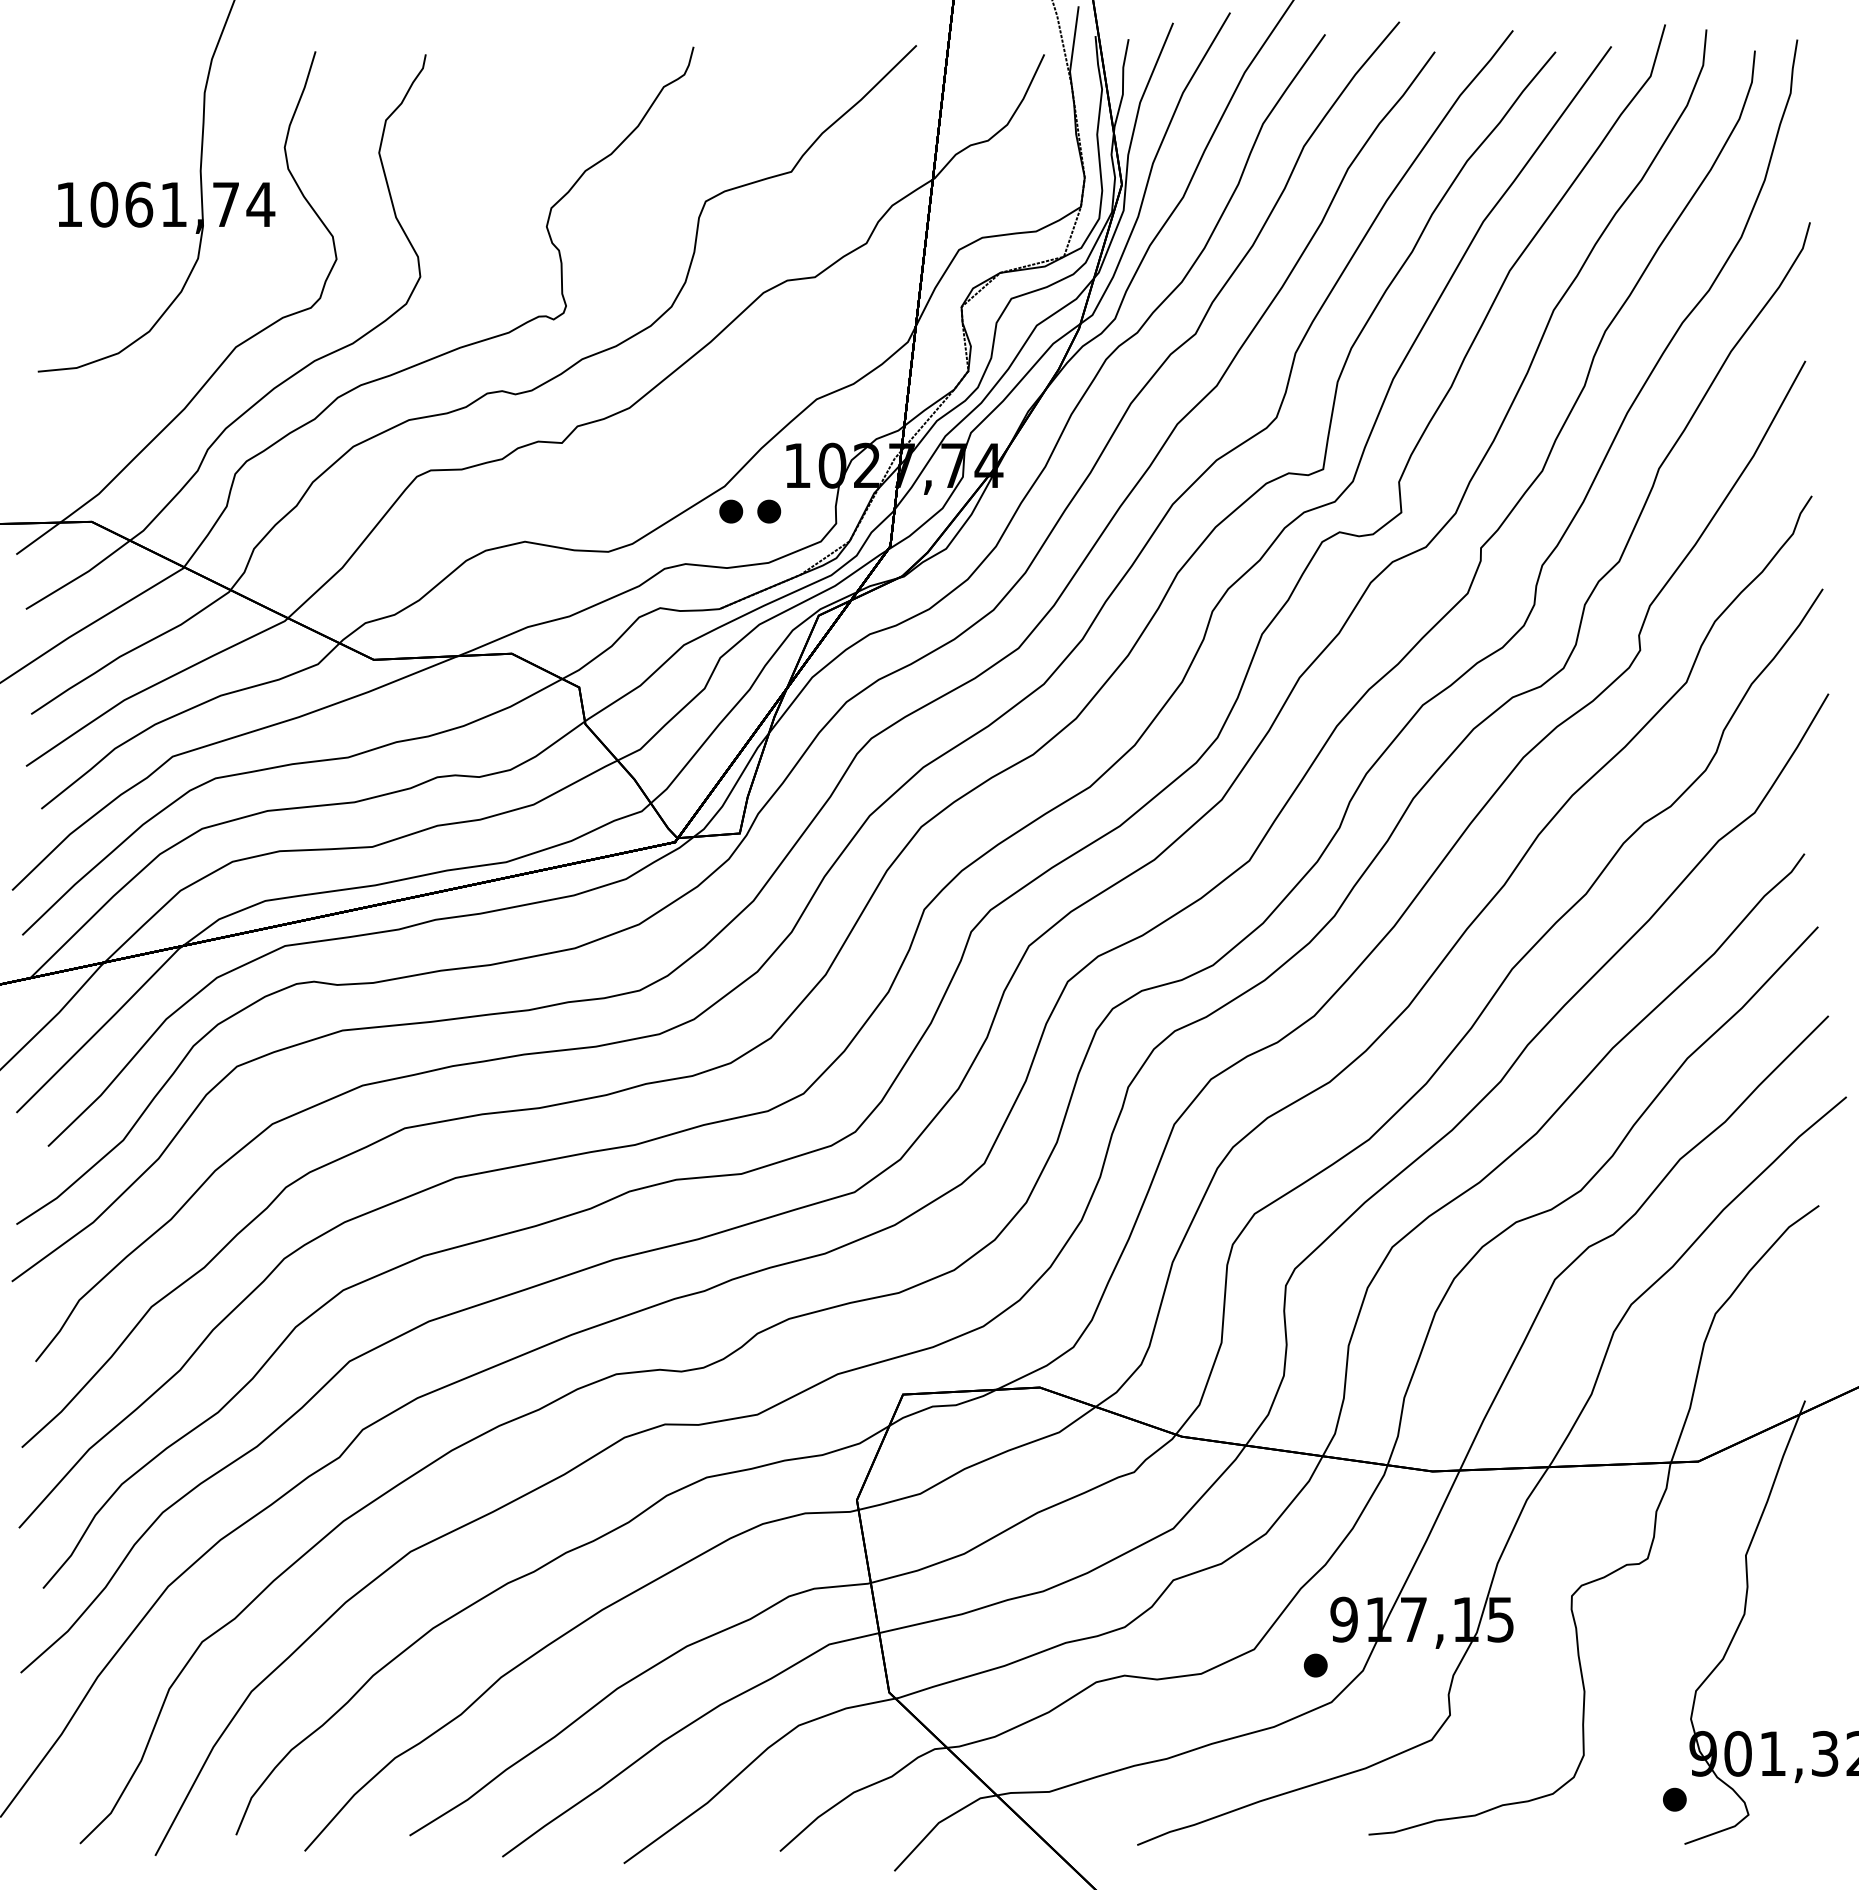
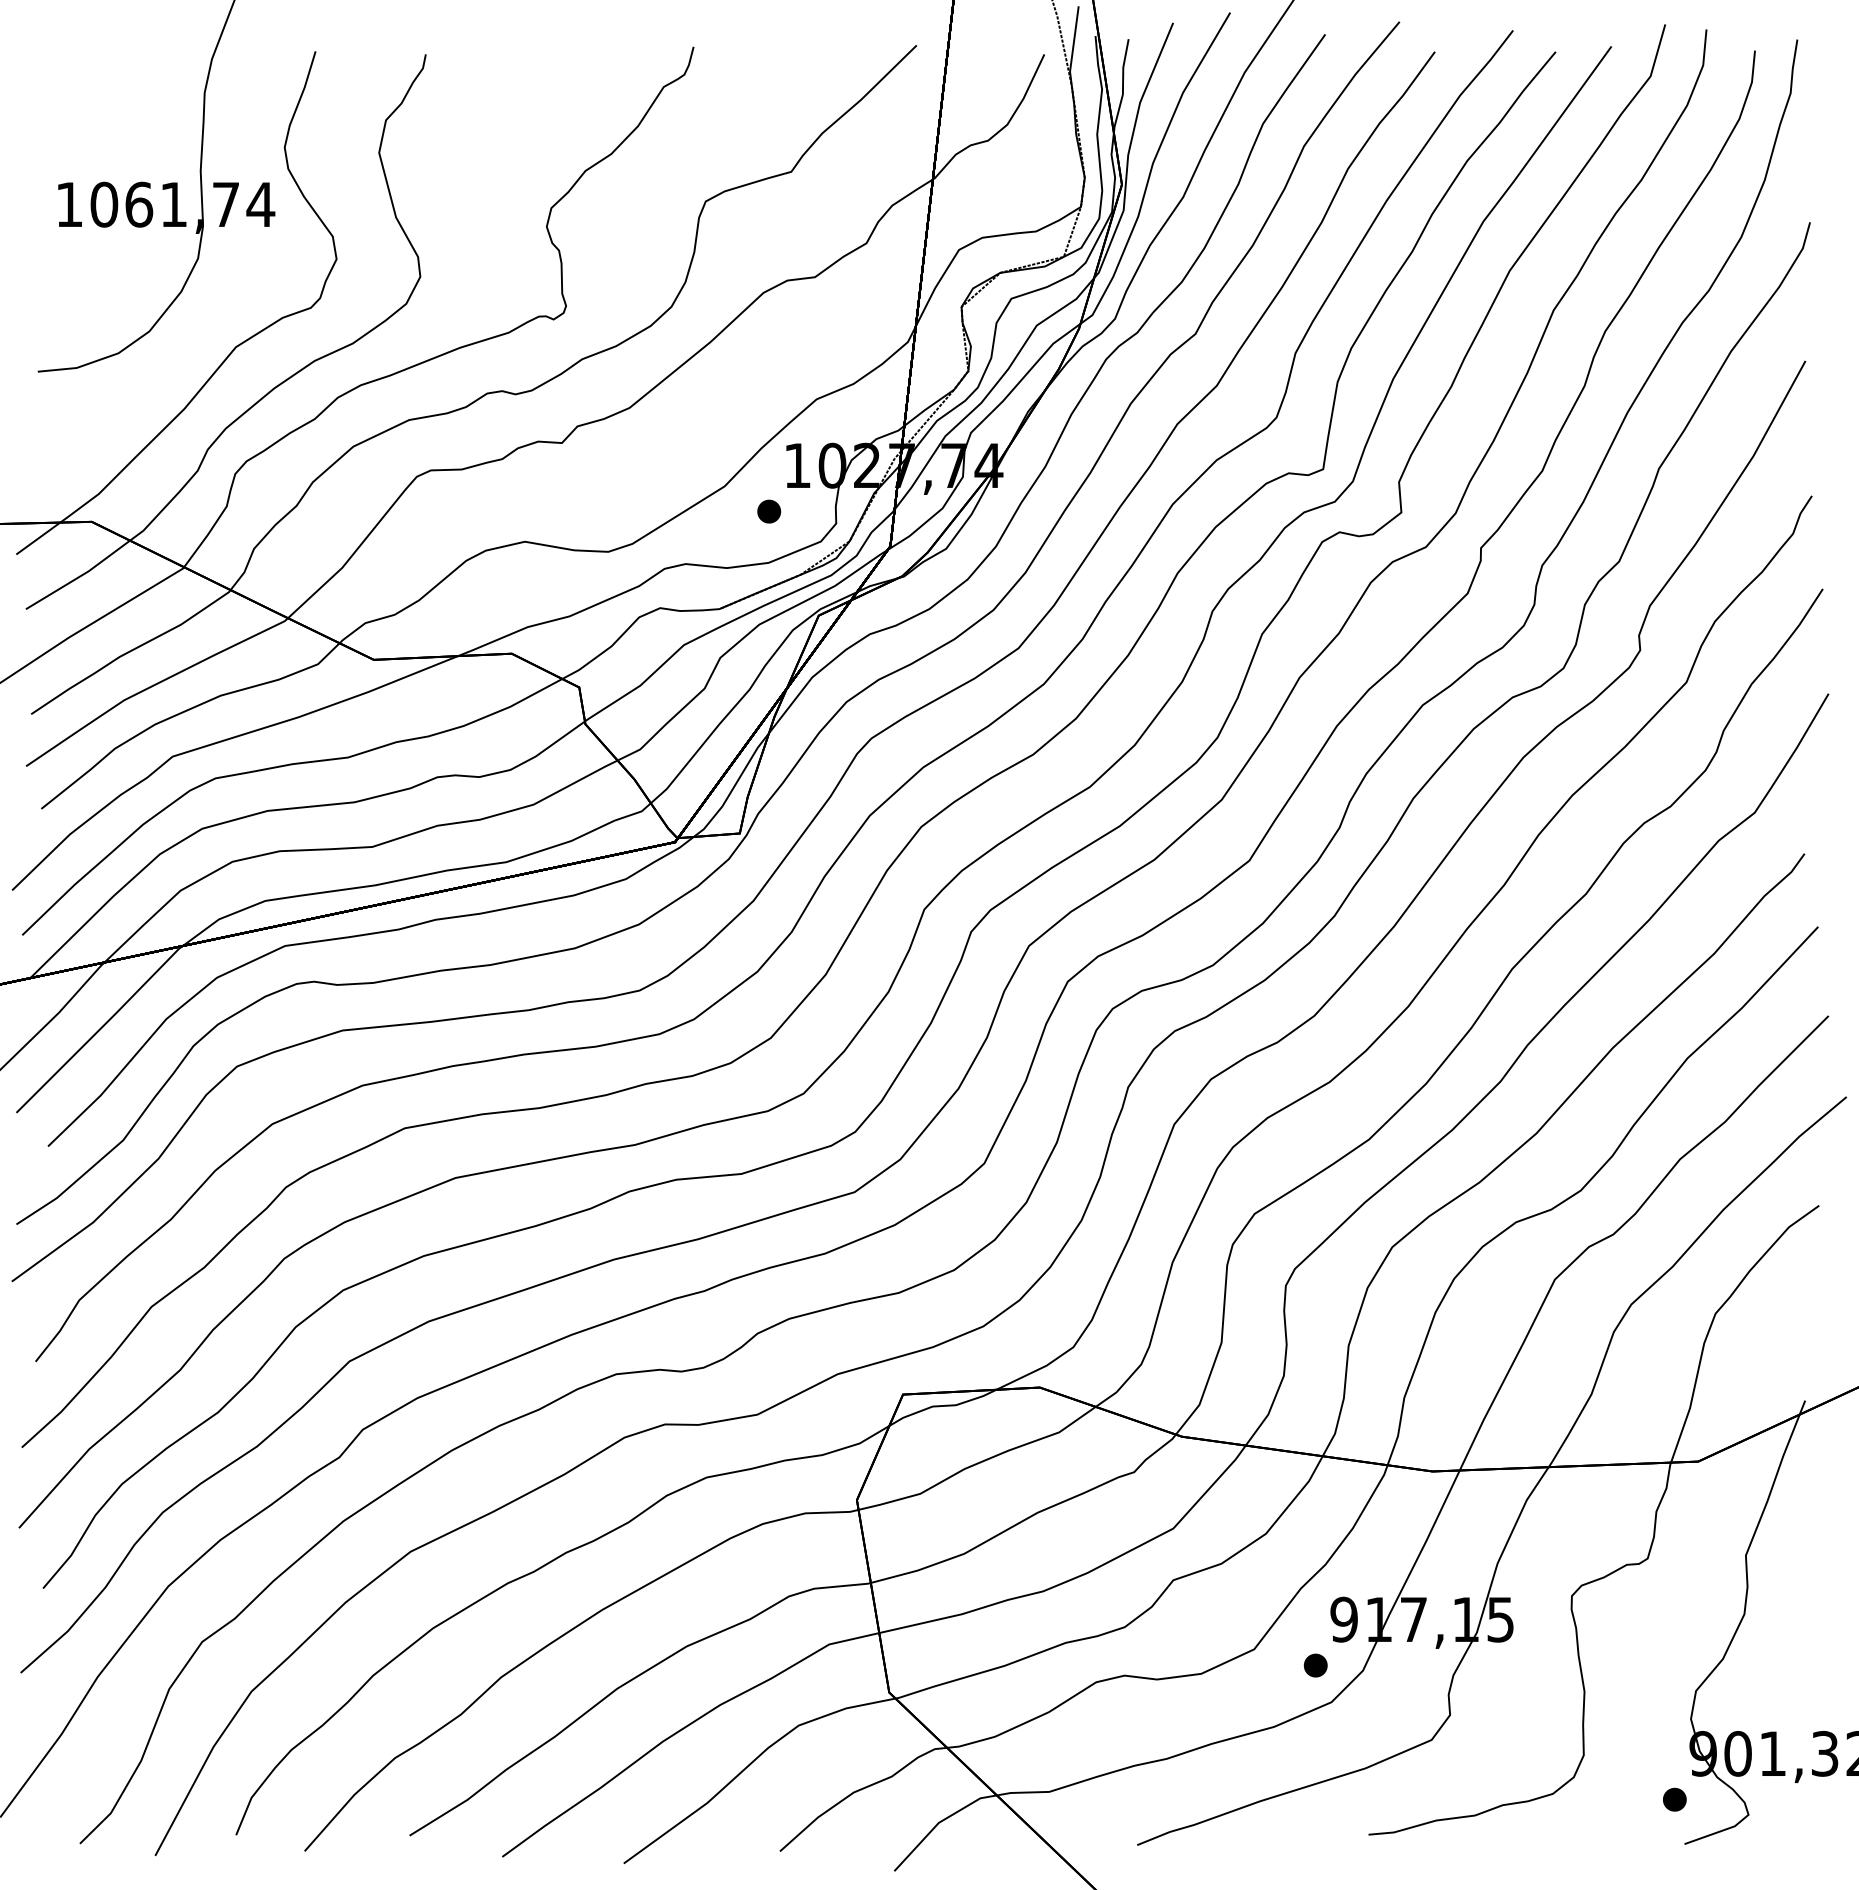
part: present -> none (731, 511)
